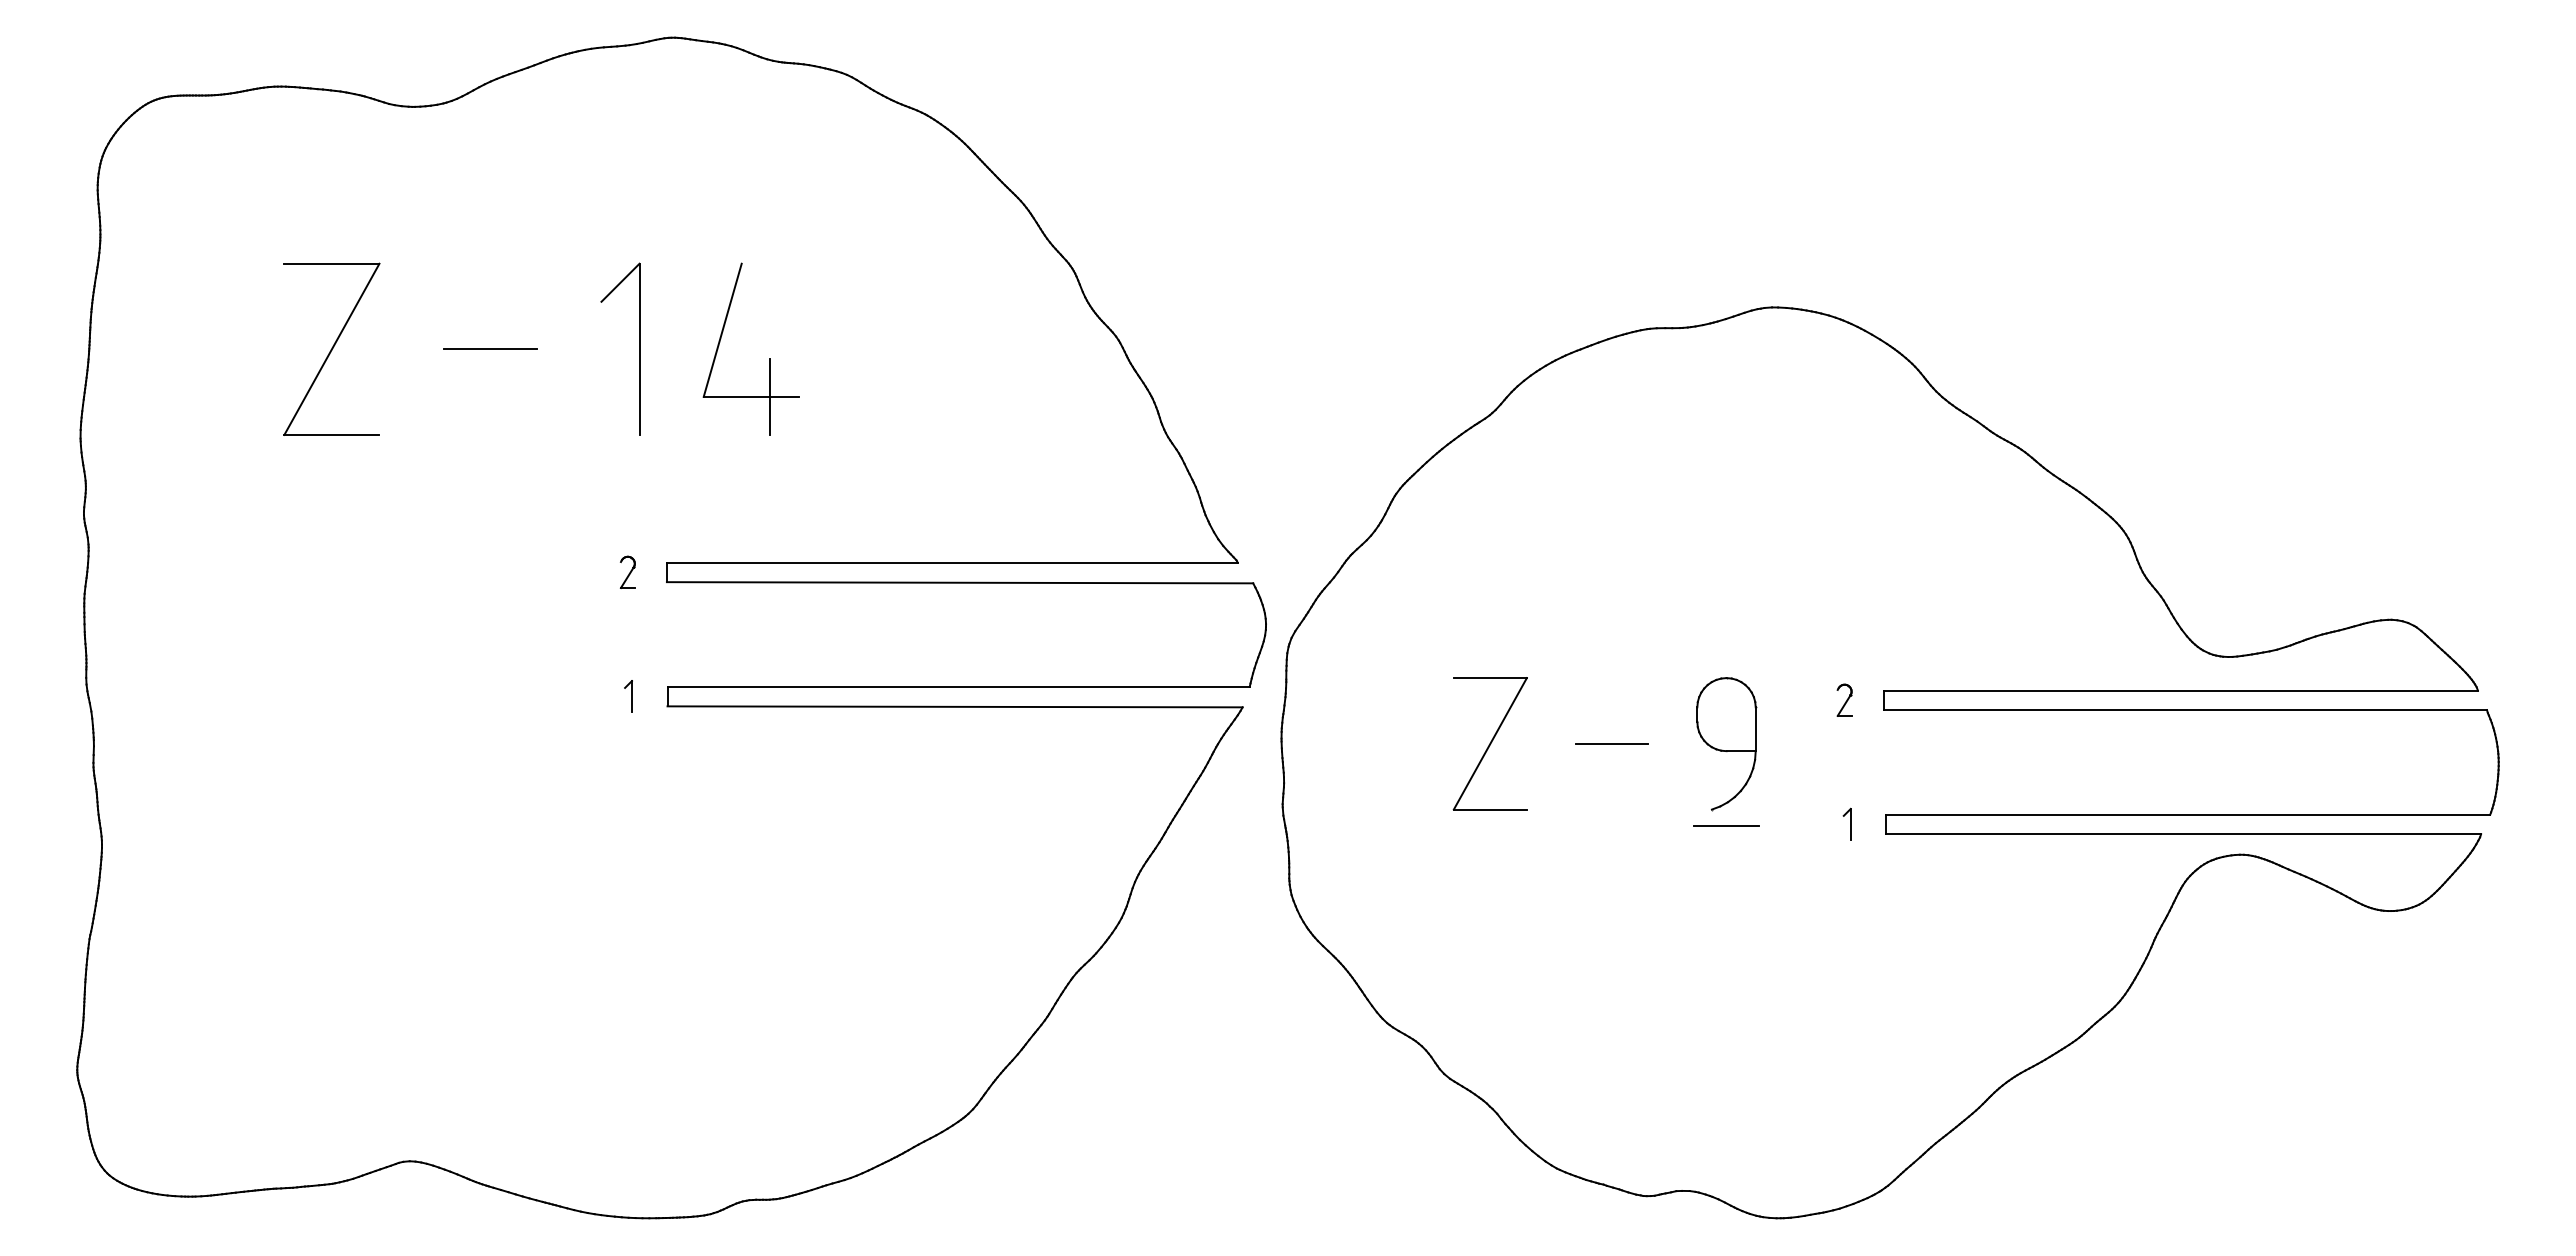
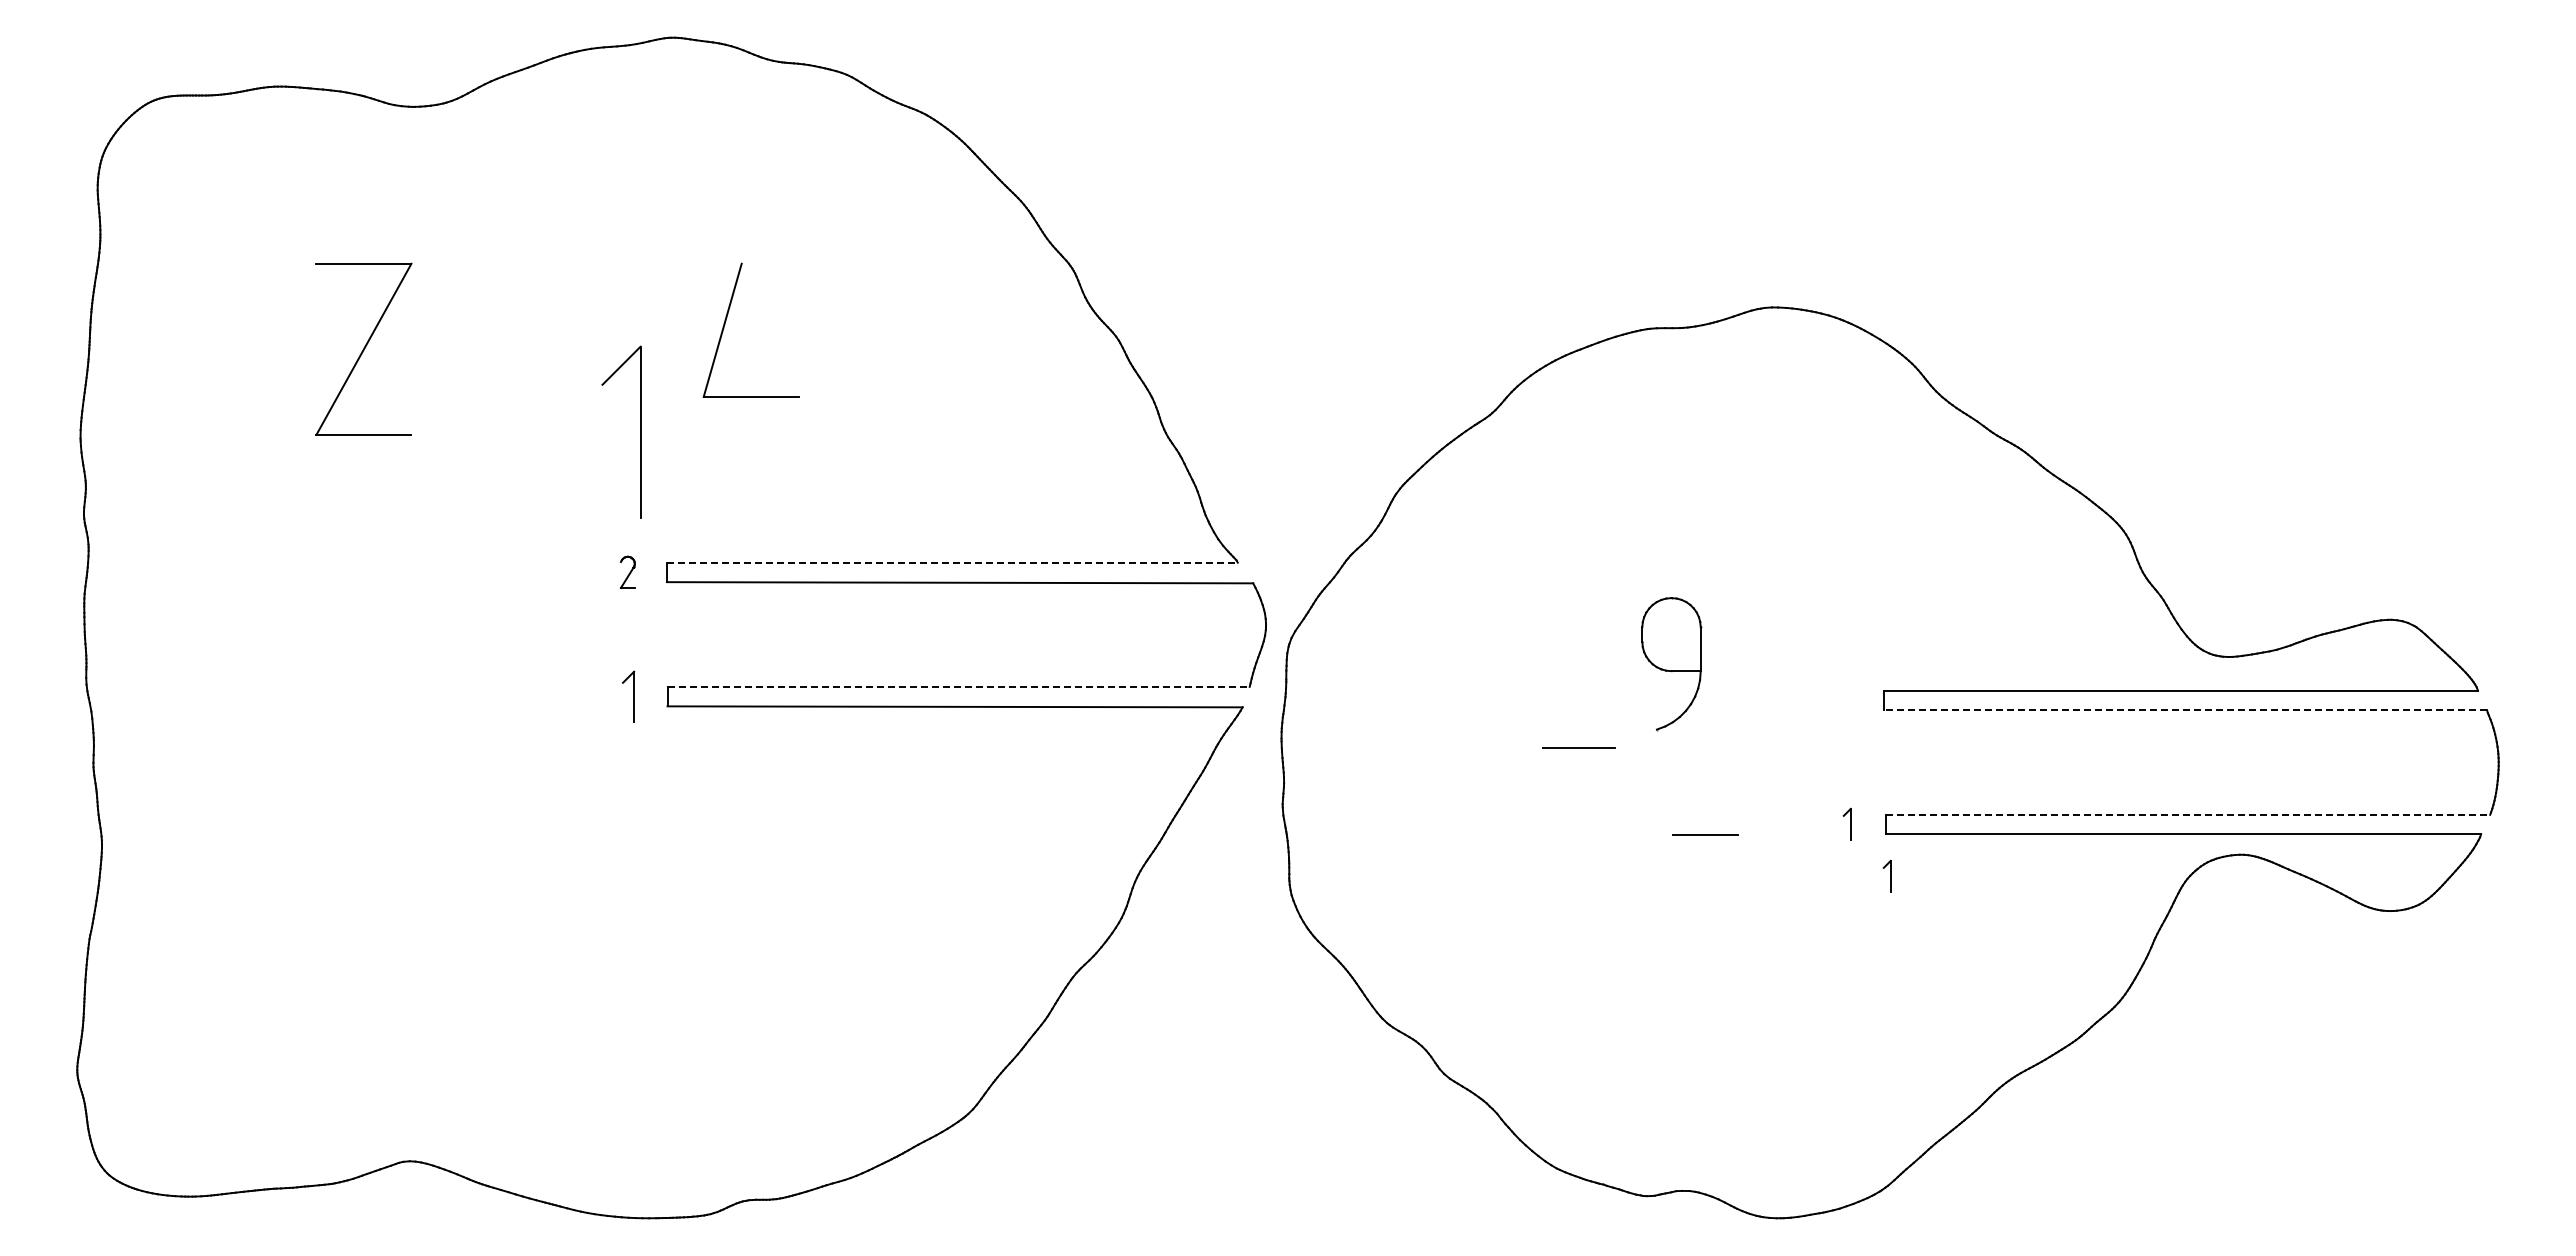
part position: (331, 348) -> (363, 348) (363, 348)
part position: (639, 348) -> (640, 431) (640, 431)
line: present -> none (490, 349)
line: present -> none (770, 396)
line: solid -> dashed (952, 562)
line: solid -> dashed (959, 686)
part size: 9x33 px -> 14x53 px (628, 696)
part: present -> none (1844, 699)
line: solid -> dashed (2185, 710)
part: present -> none (1489, 743)
line position: (1611, 743) -> (1578, 747) (1578, 747)
part position: (1726, 744) -> (1671, 664) (1671, 664)
line: solid -> dashed (2188, 814)
line position: (1726, 825) -> (1705, 834) (1705, 834)
part: none -> present (1886, 875)
